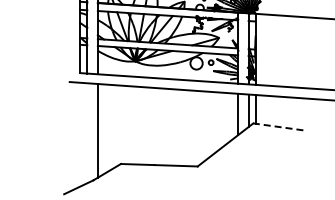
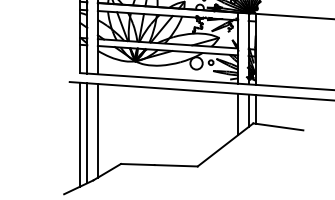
line: dashed -> solid (277, 126)
line: none -> present (87, 133)
line: none -> present (80, 134)
